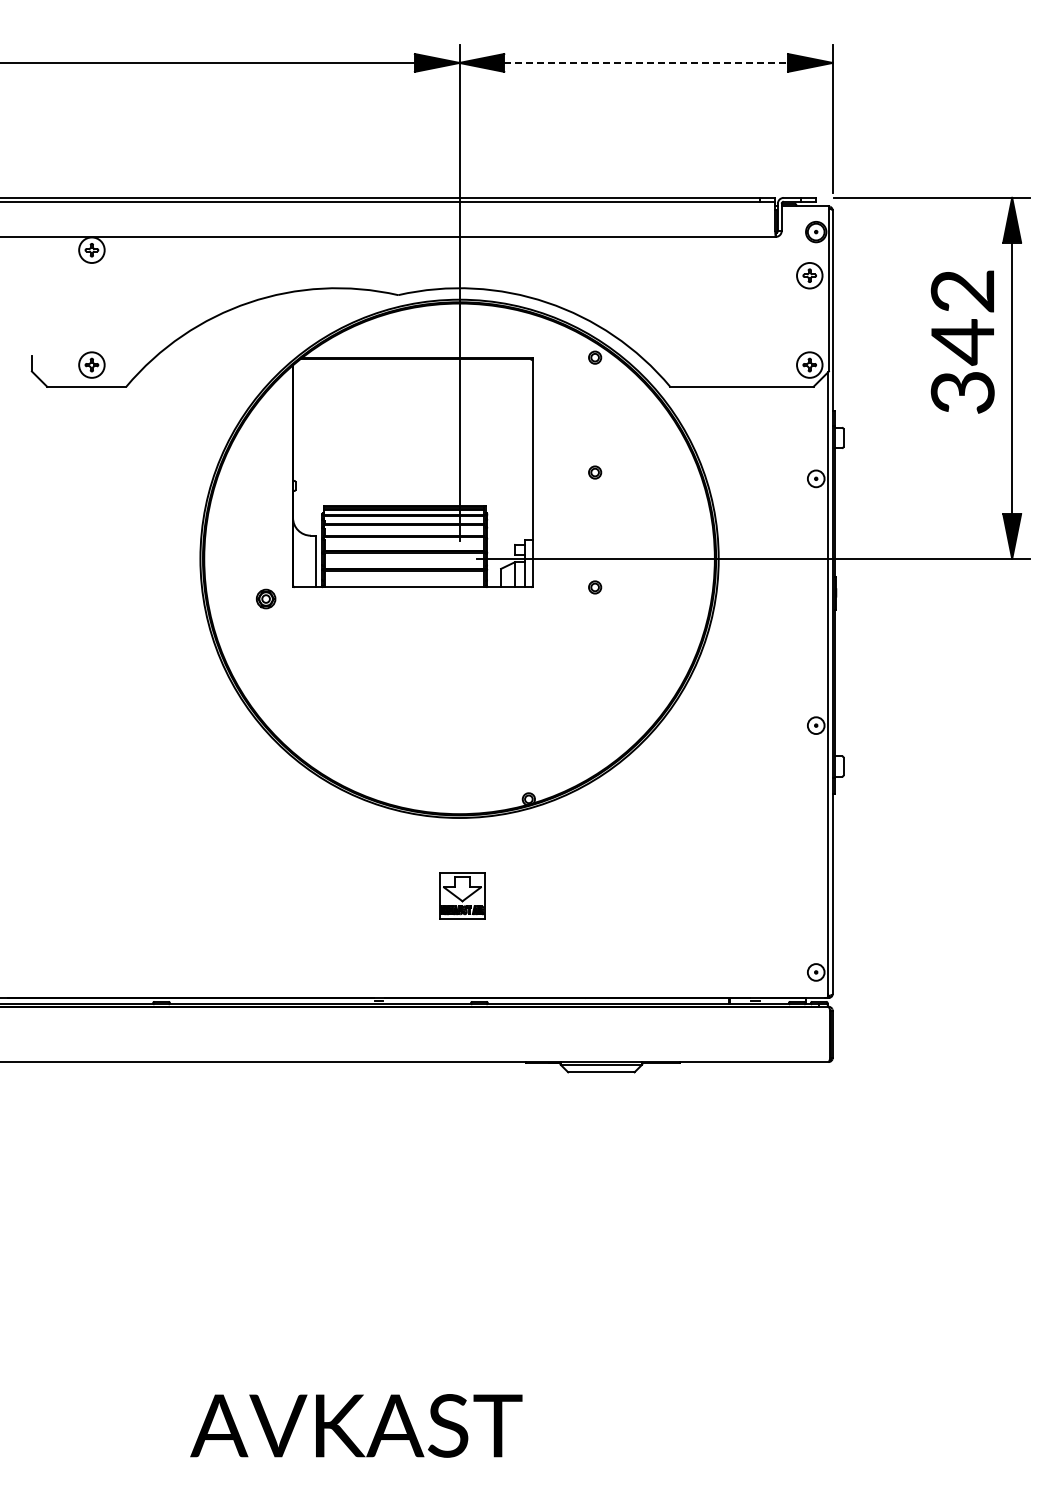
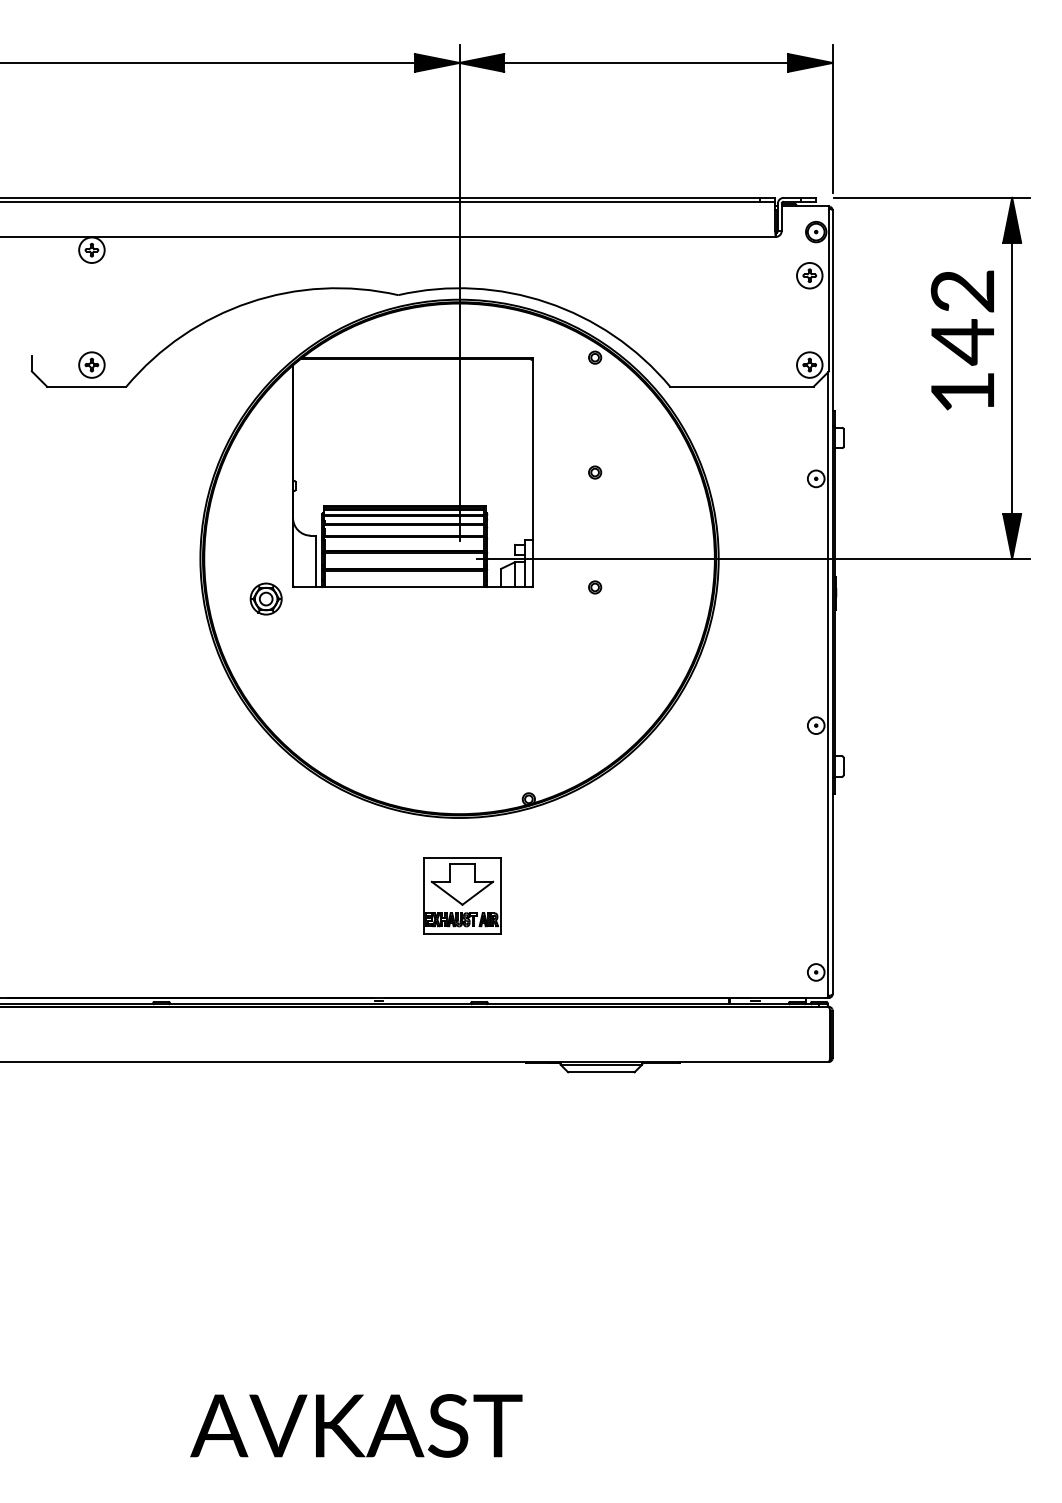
line: dashed -> solid (646, 62)
text: 342 -> 142 (962, 392)
part size: 22x22 px -> 34x34 px (265, 598)
part size: 47x48 px -> 79x78 px (462, 895)
